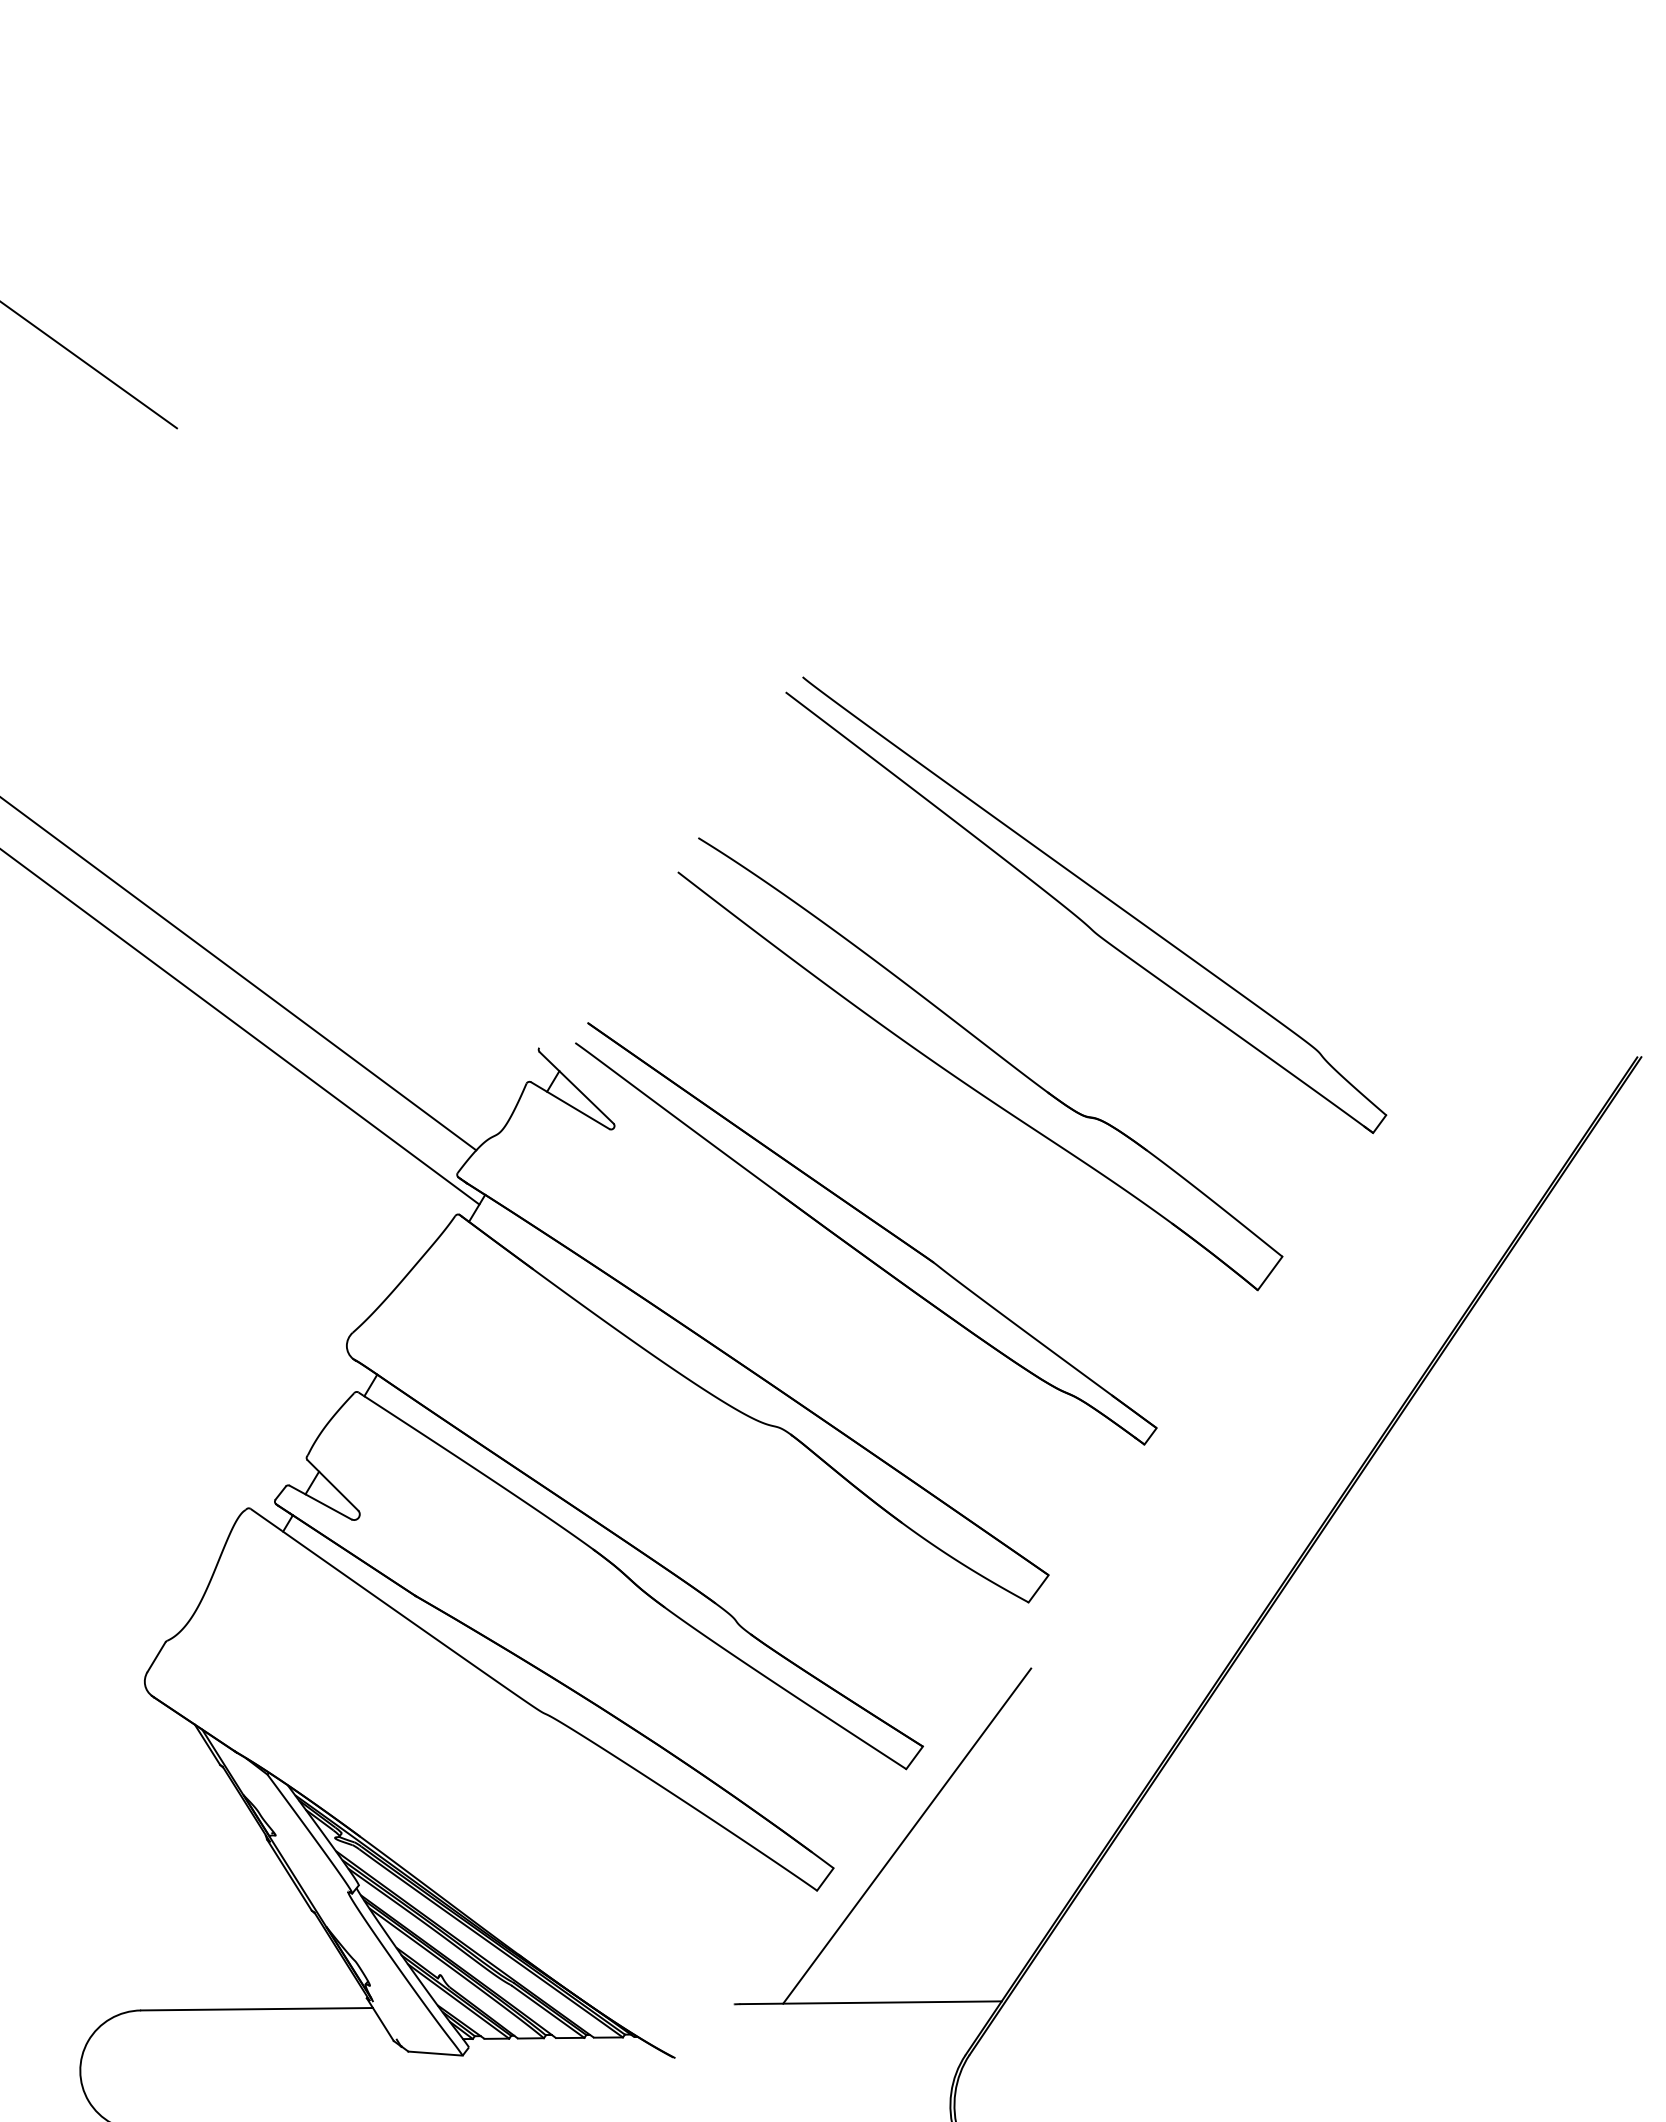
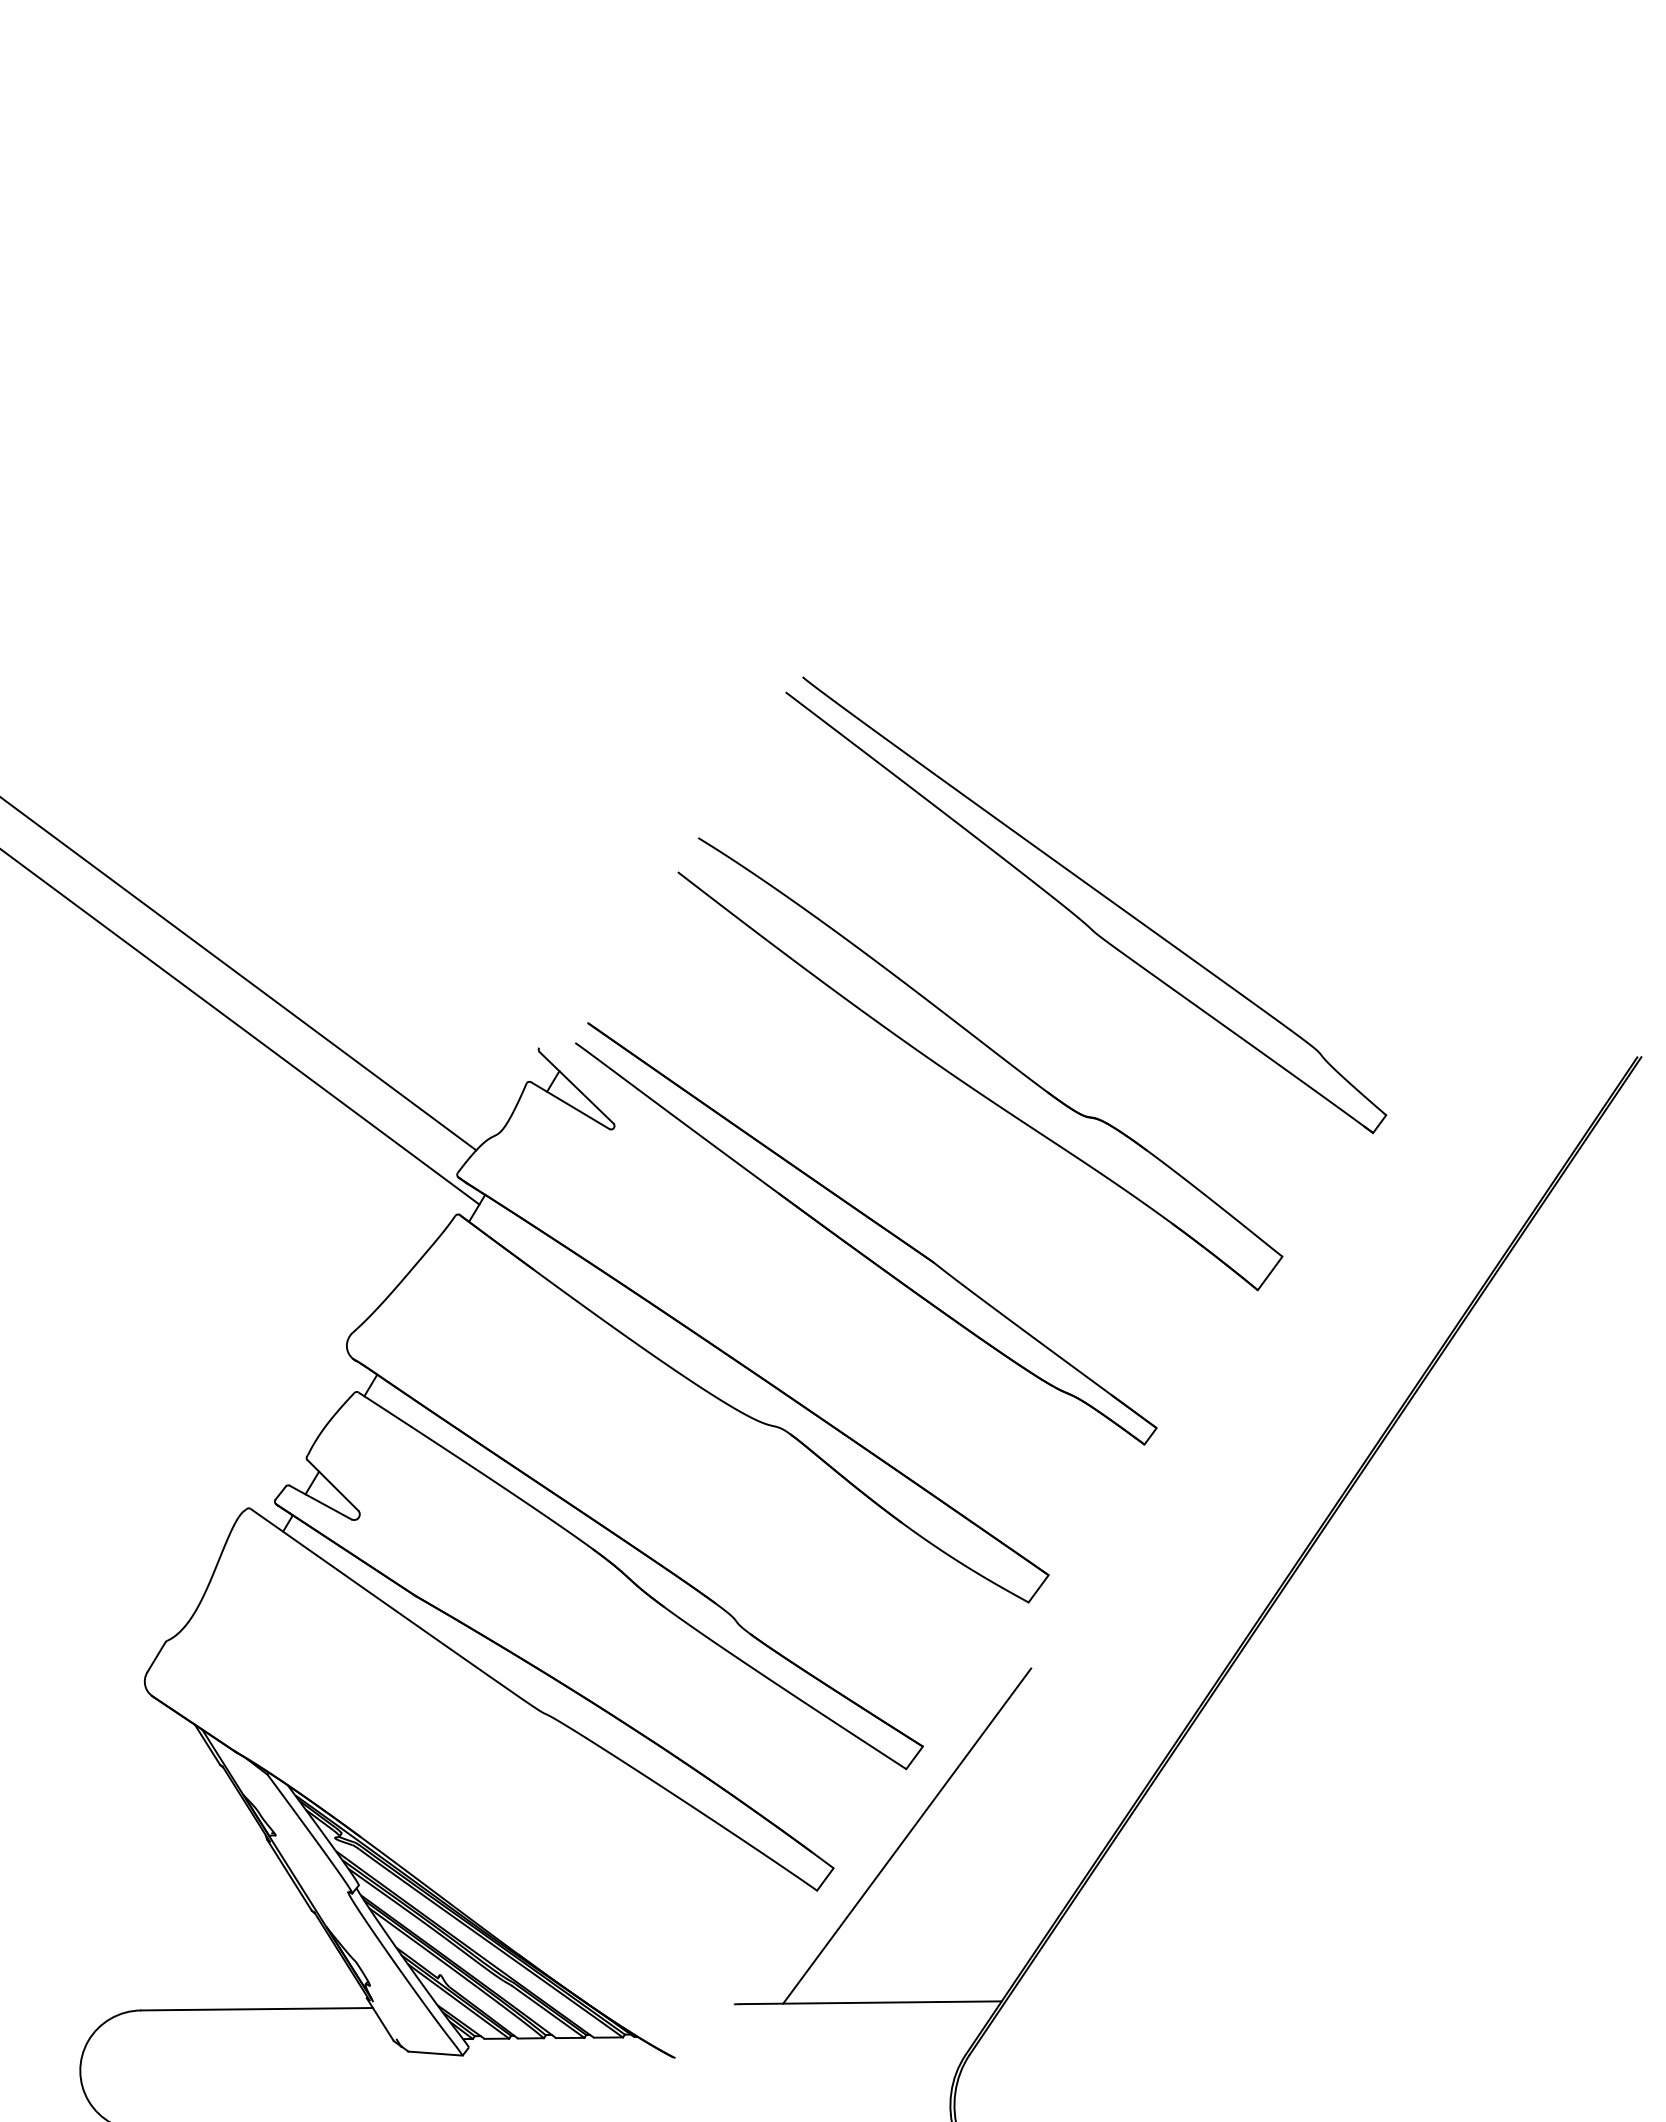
line: present -> none (89, 365)
